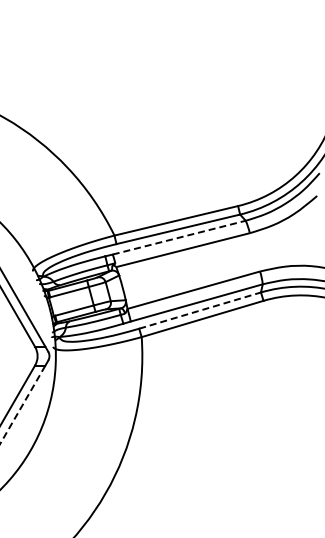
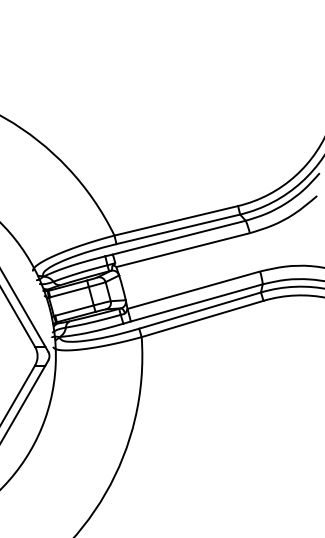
line: dashed -> solid (179, 237)
line: dashed -> solid (200, 310)
line: dashed -> solid (22, 405)
